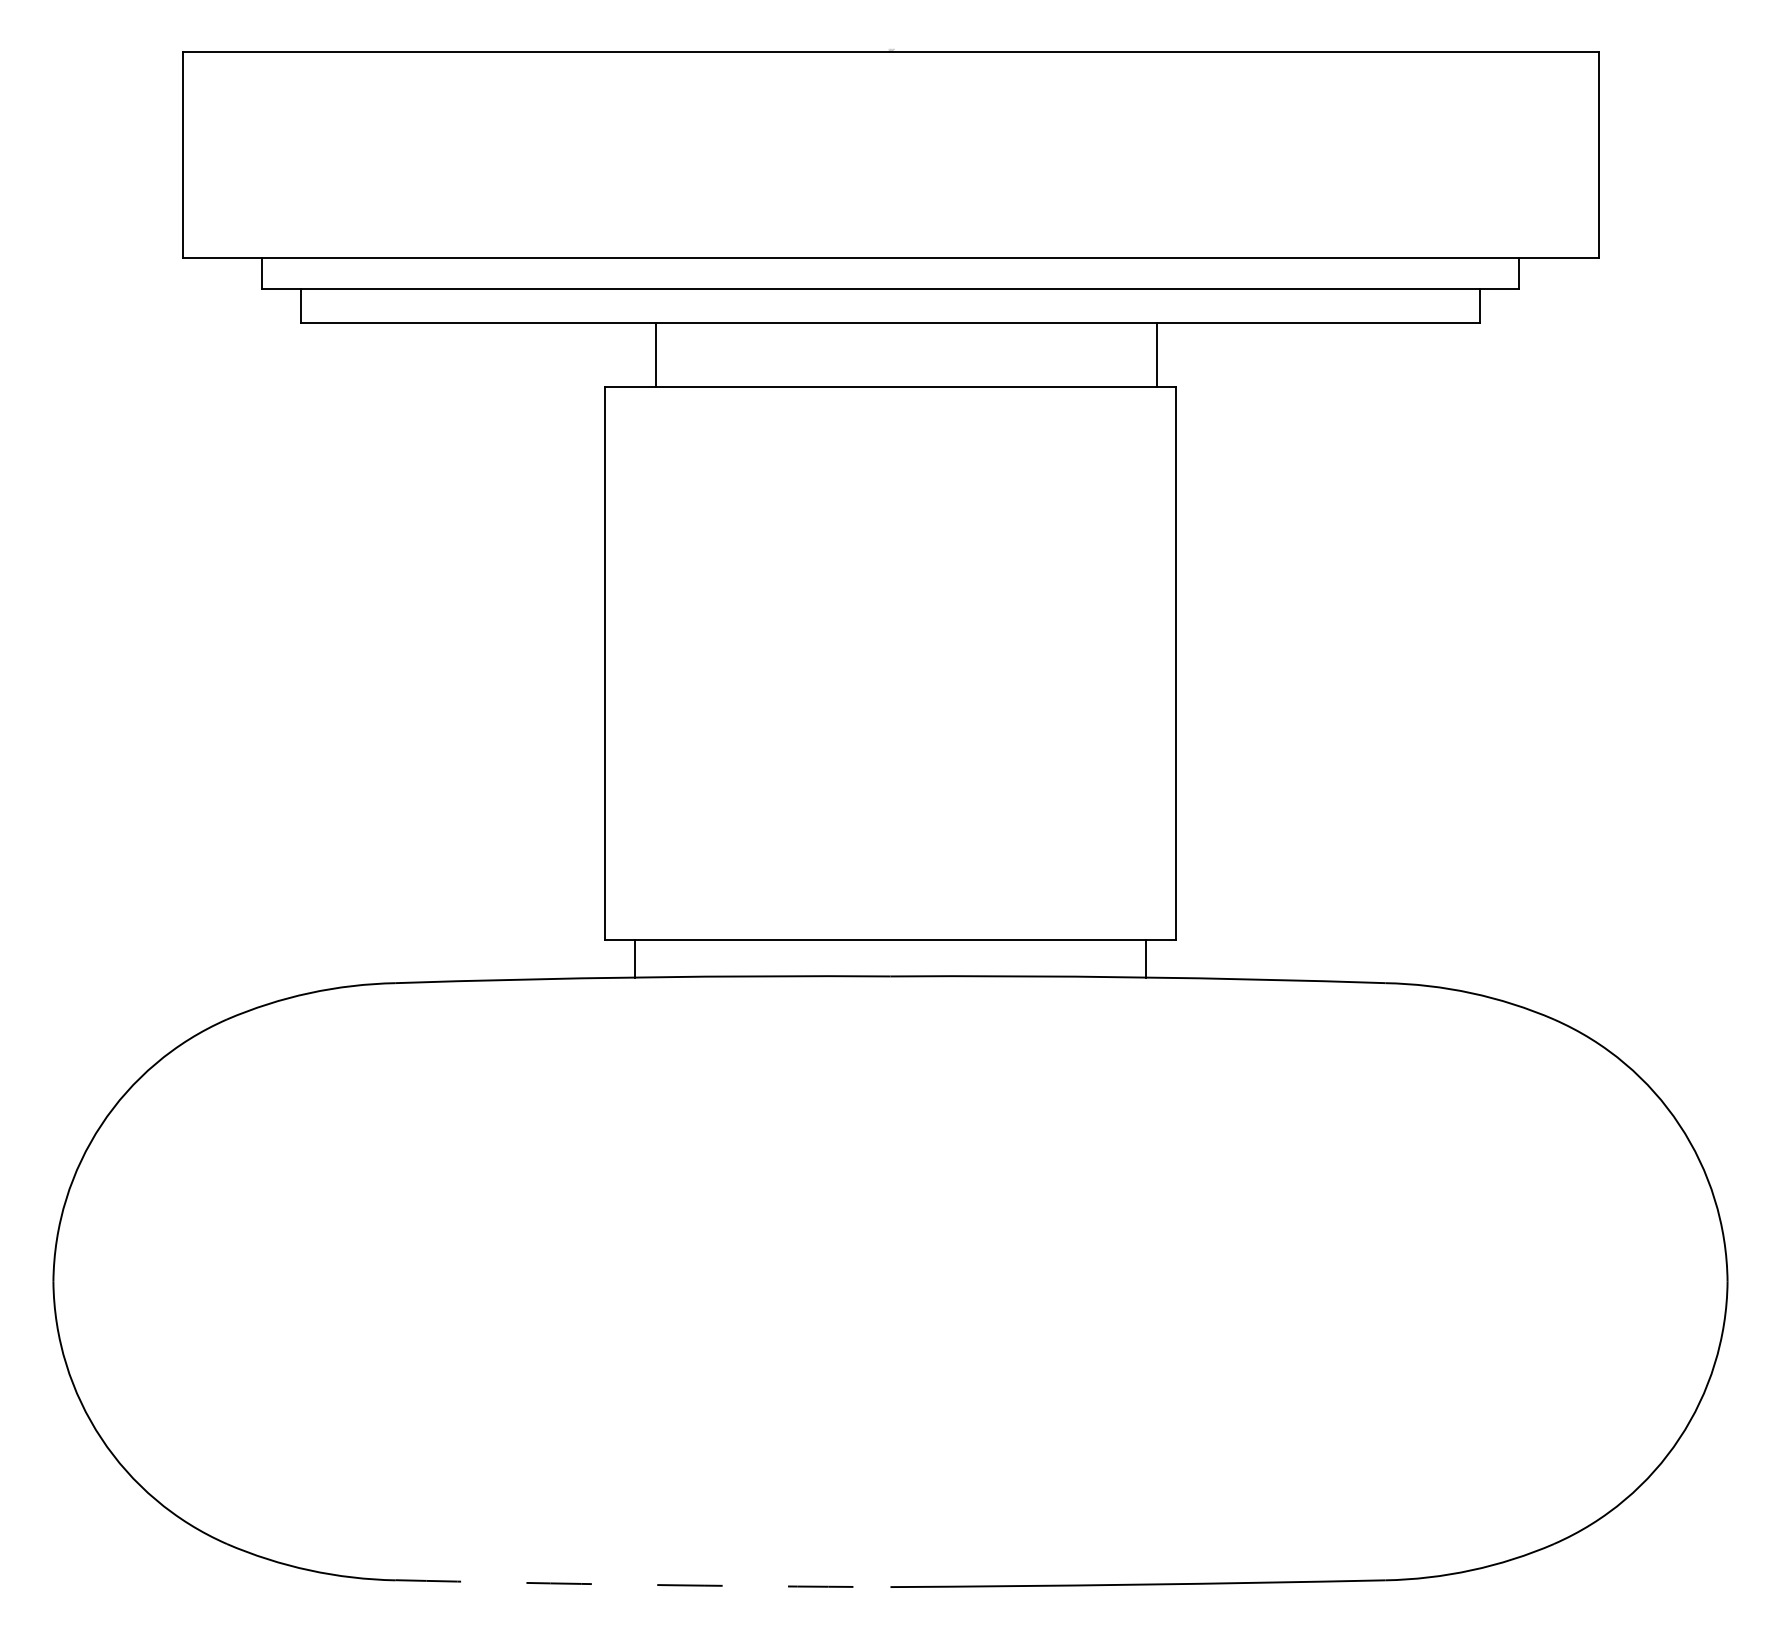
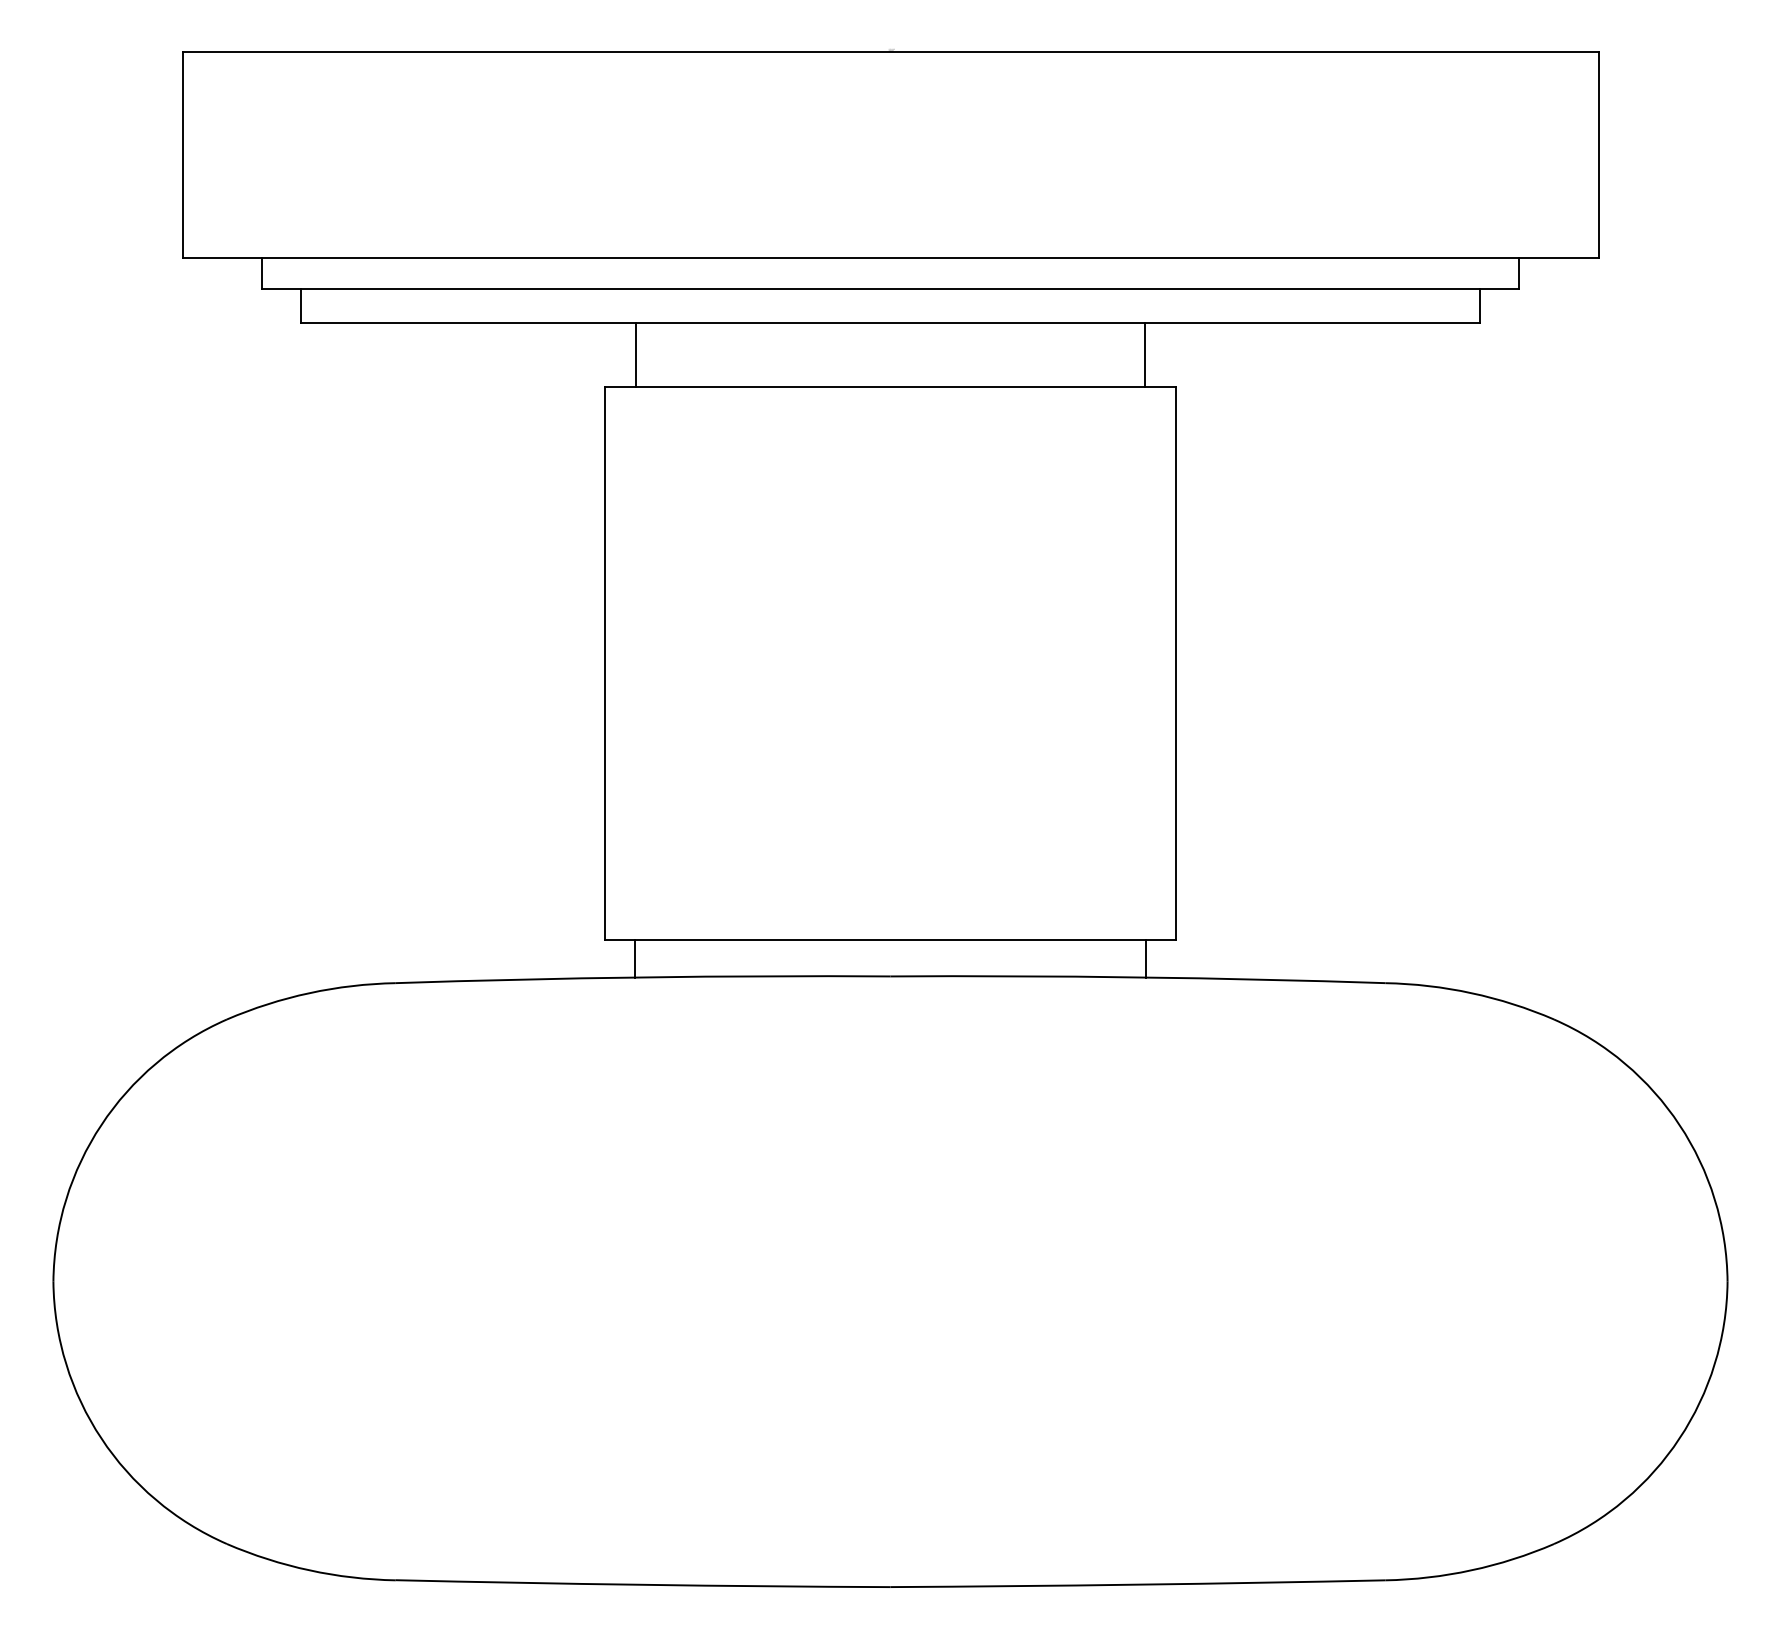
line position: (655, 354) -> (635, 354) (635, 354)
line position: (1157, 354) -> (1145, 354) (1145, 354)
arc: dashed -> solid (643, 1584)
